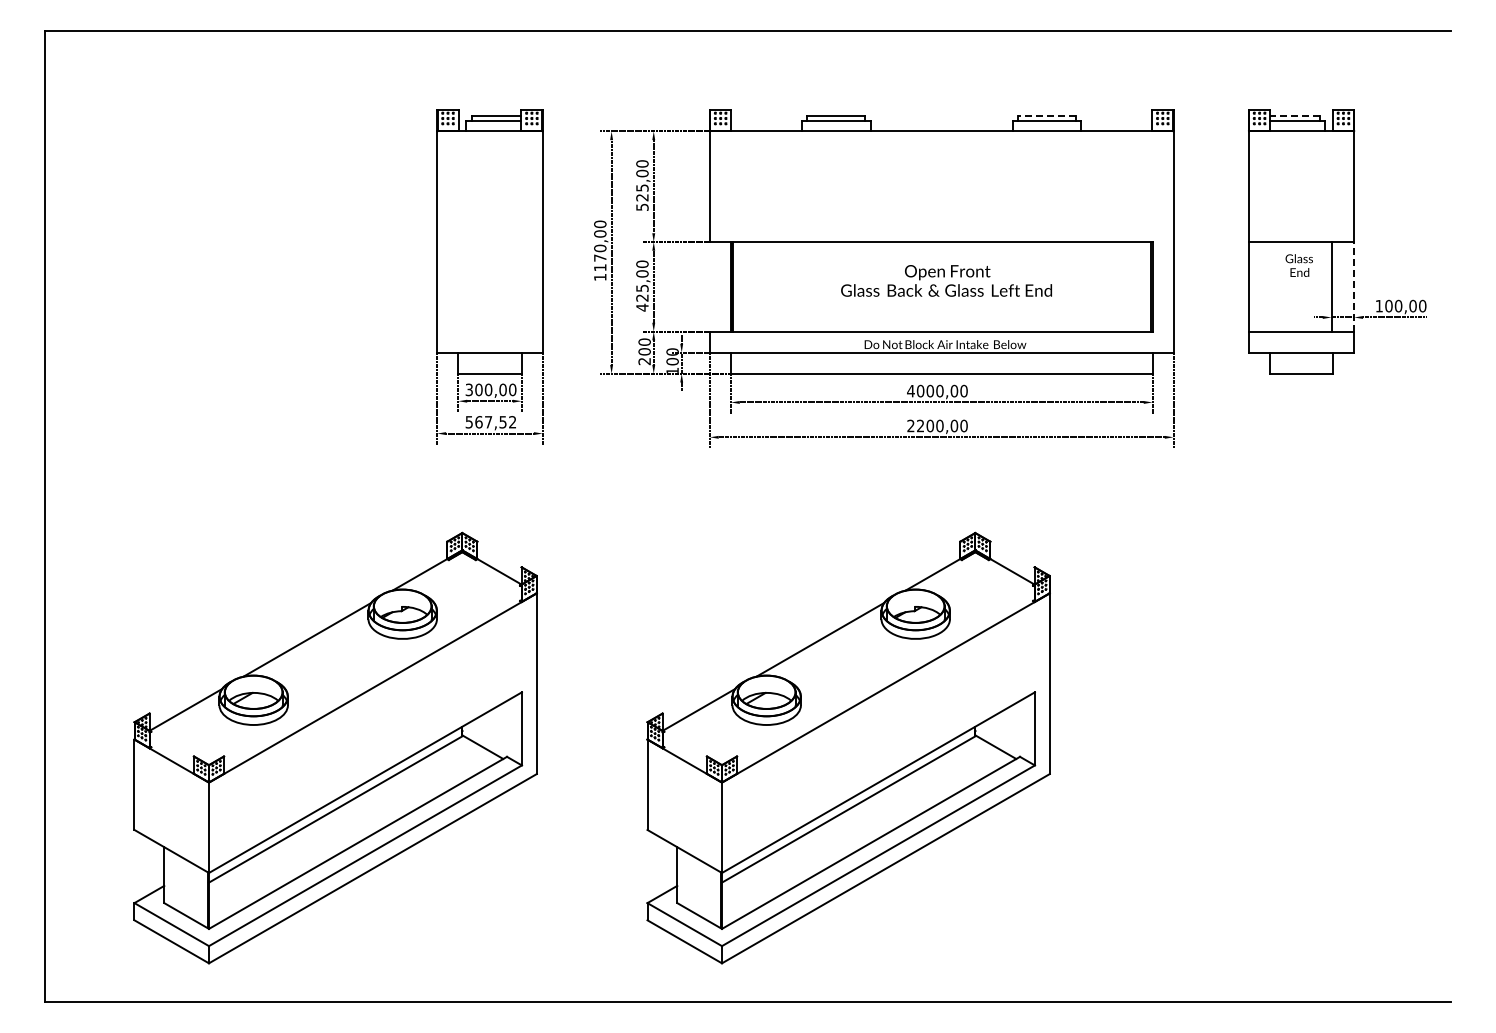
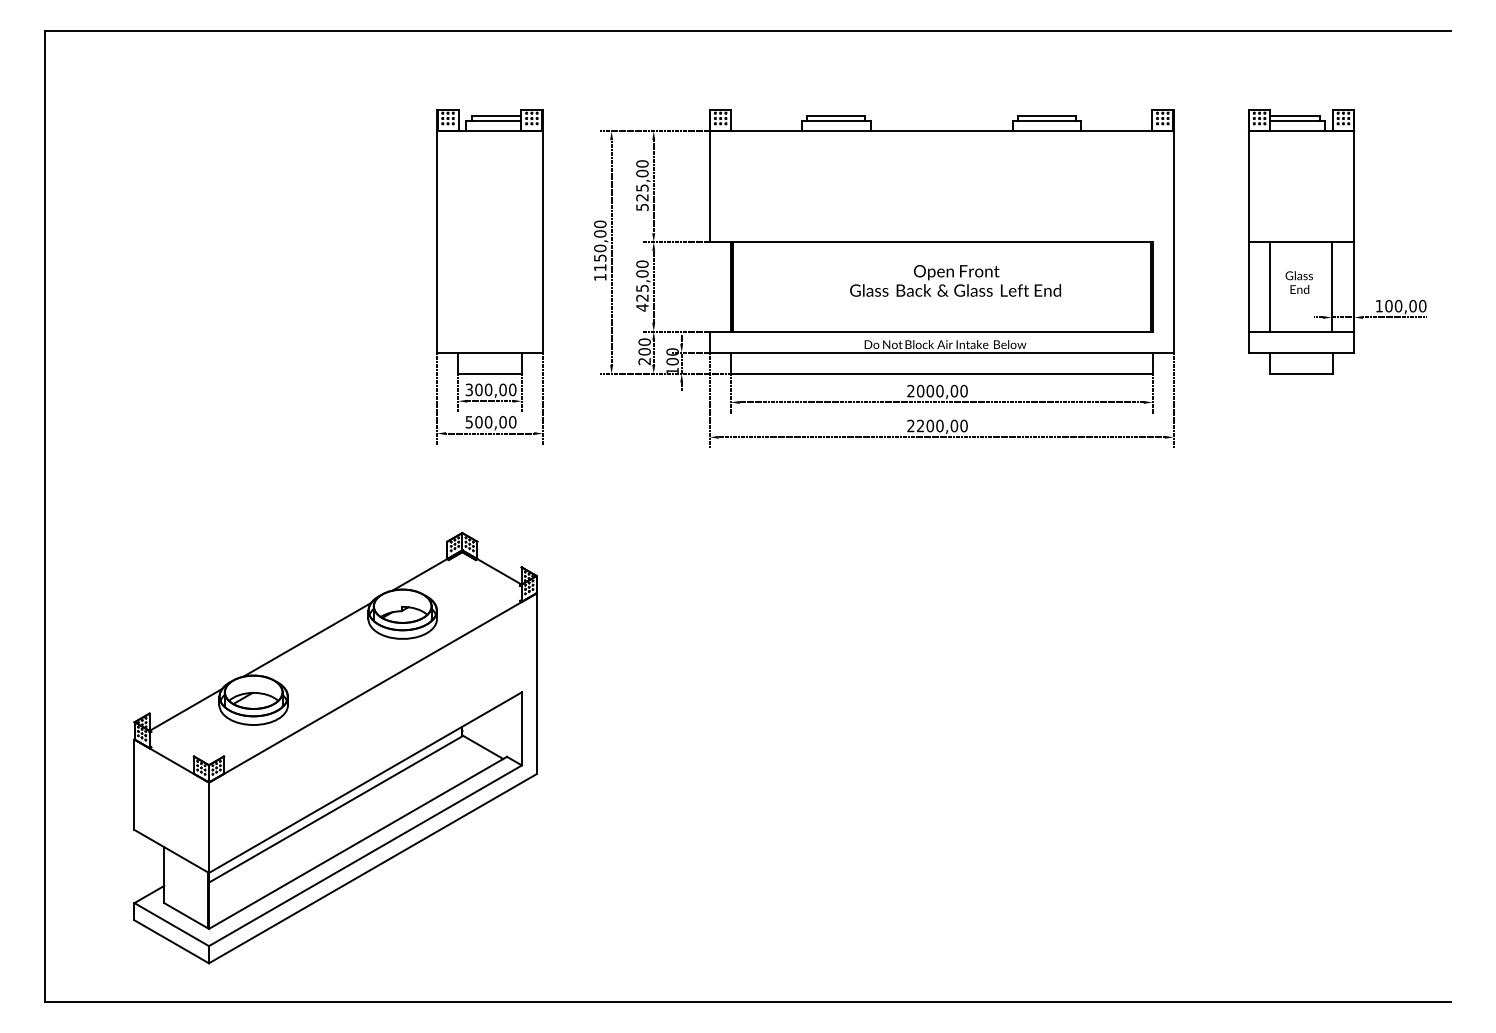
line: dashed -> solid (1047, 115)
line: dashed -> solid (1295, 115)
text: 1170,00 -> 1150,00 (600, 257)
text position: (1298, 265) -> (1298, 282) (1298, 282)
text position: (946, 280) -> (955, 280) (955, 280)
line: none -> present (1269, 286)
line: dashed -> solid (1354, 286)
text: 4000,00 -> 2000,00 (910, 390)
text: 567,52 -> 500,00 (495, 422)
part: present -> none (848, 747)
